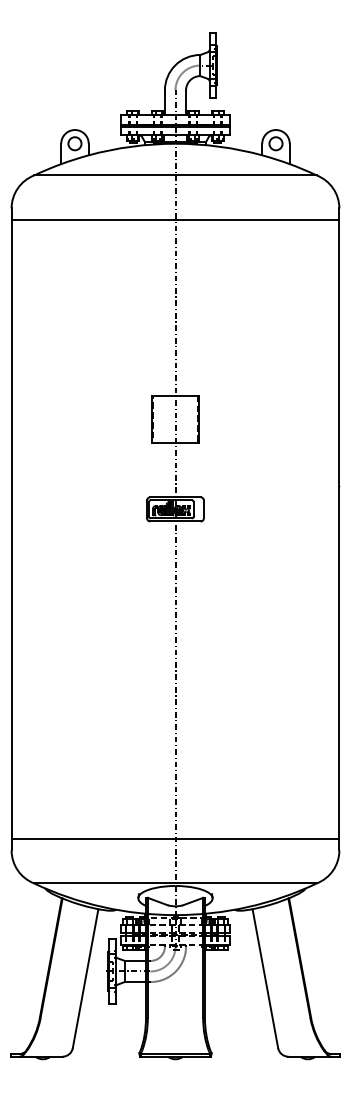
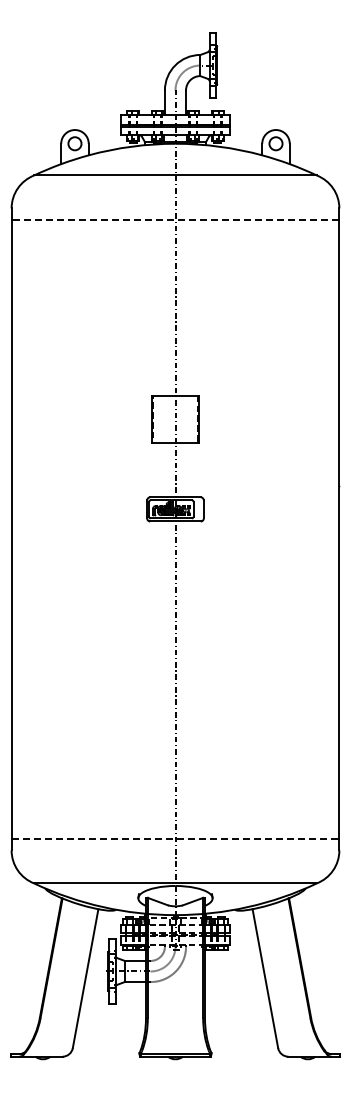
line: solid -> dashed (175, 220)
line: solid -> dashed (175, 838)
